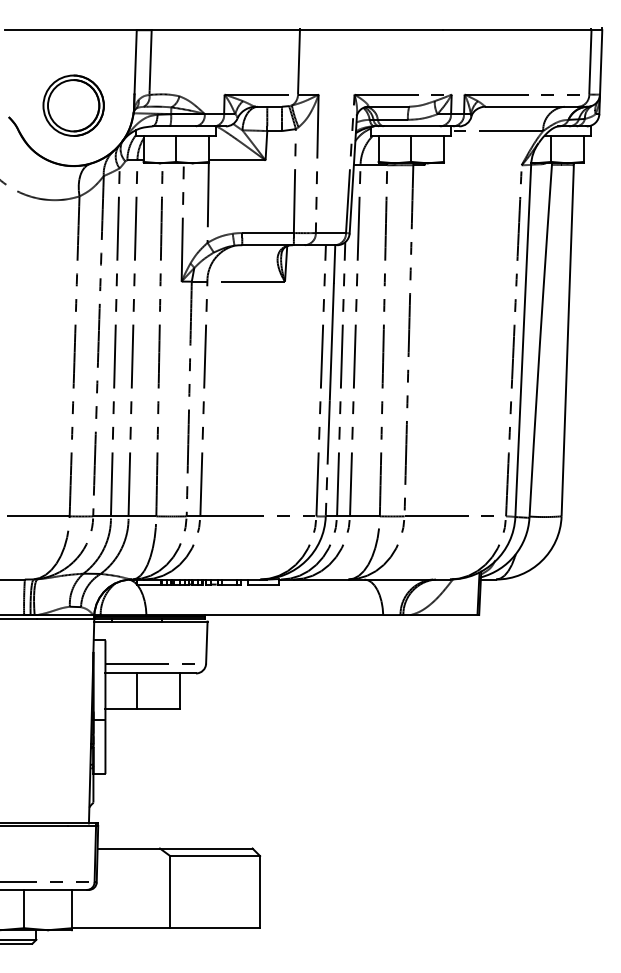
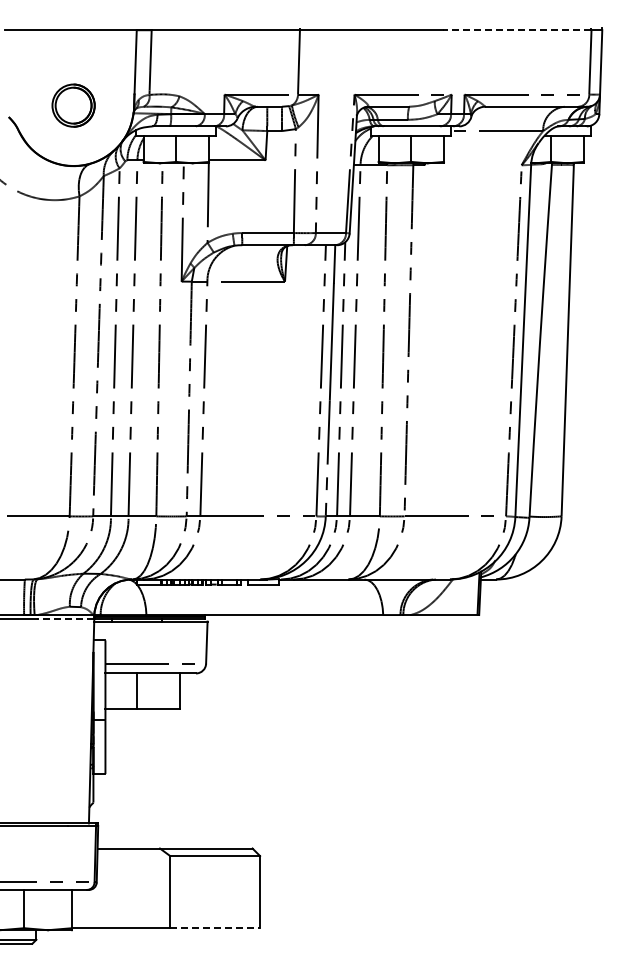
line: solid -> dashed (516, 30)
part size: 63x63 px -> 45x45 px (73, 105)
line: solid -> dashed (65, 619)
line: solid -> dashed (215, 927)
